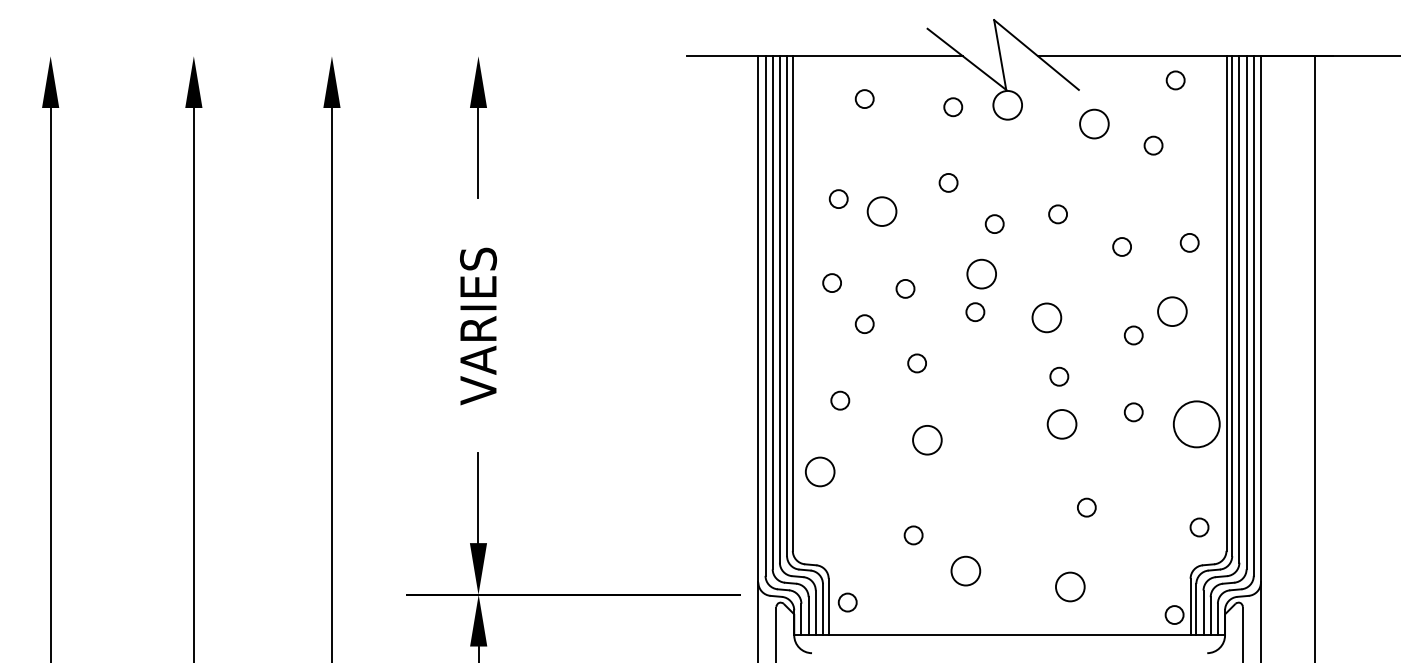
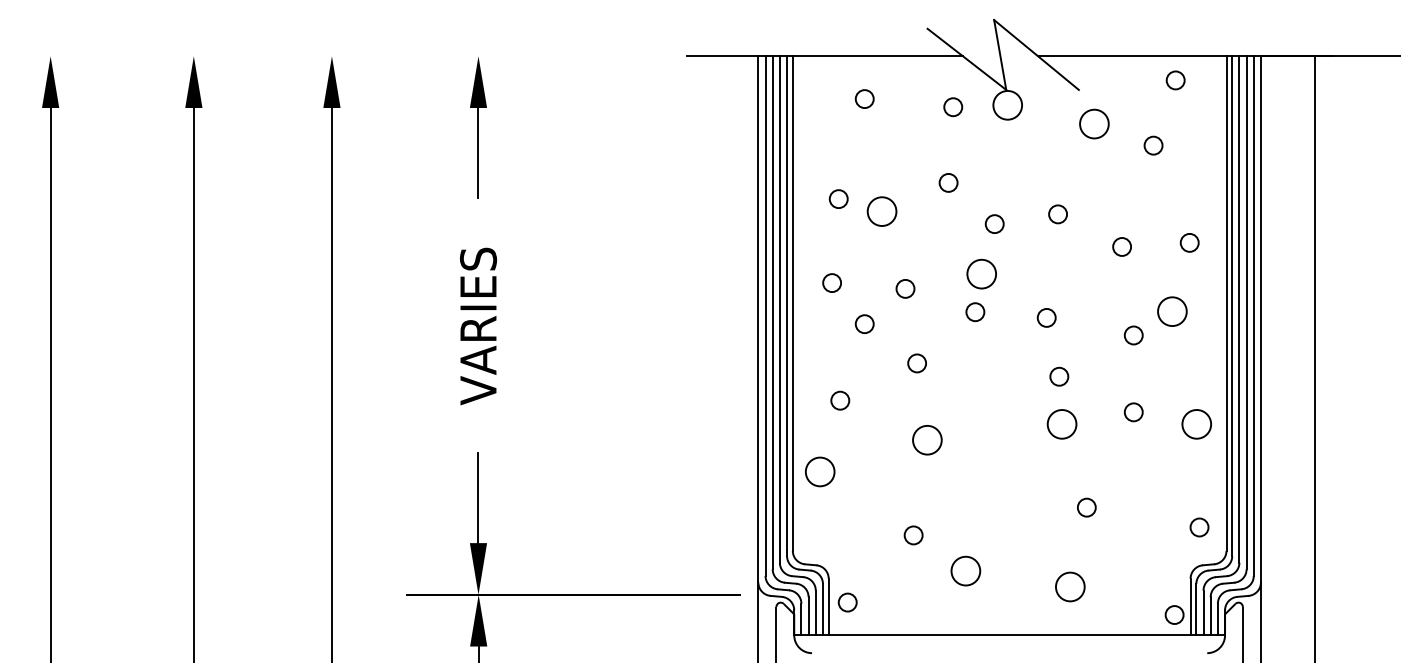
circle size: 32x32 px -> 21x20 px (1046, 317)
circle diameter: 46 px -> 29 px (1196, 424)
